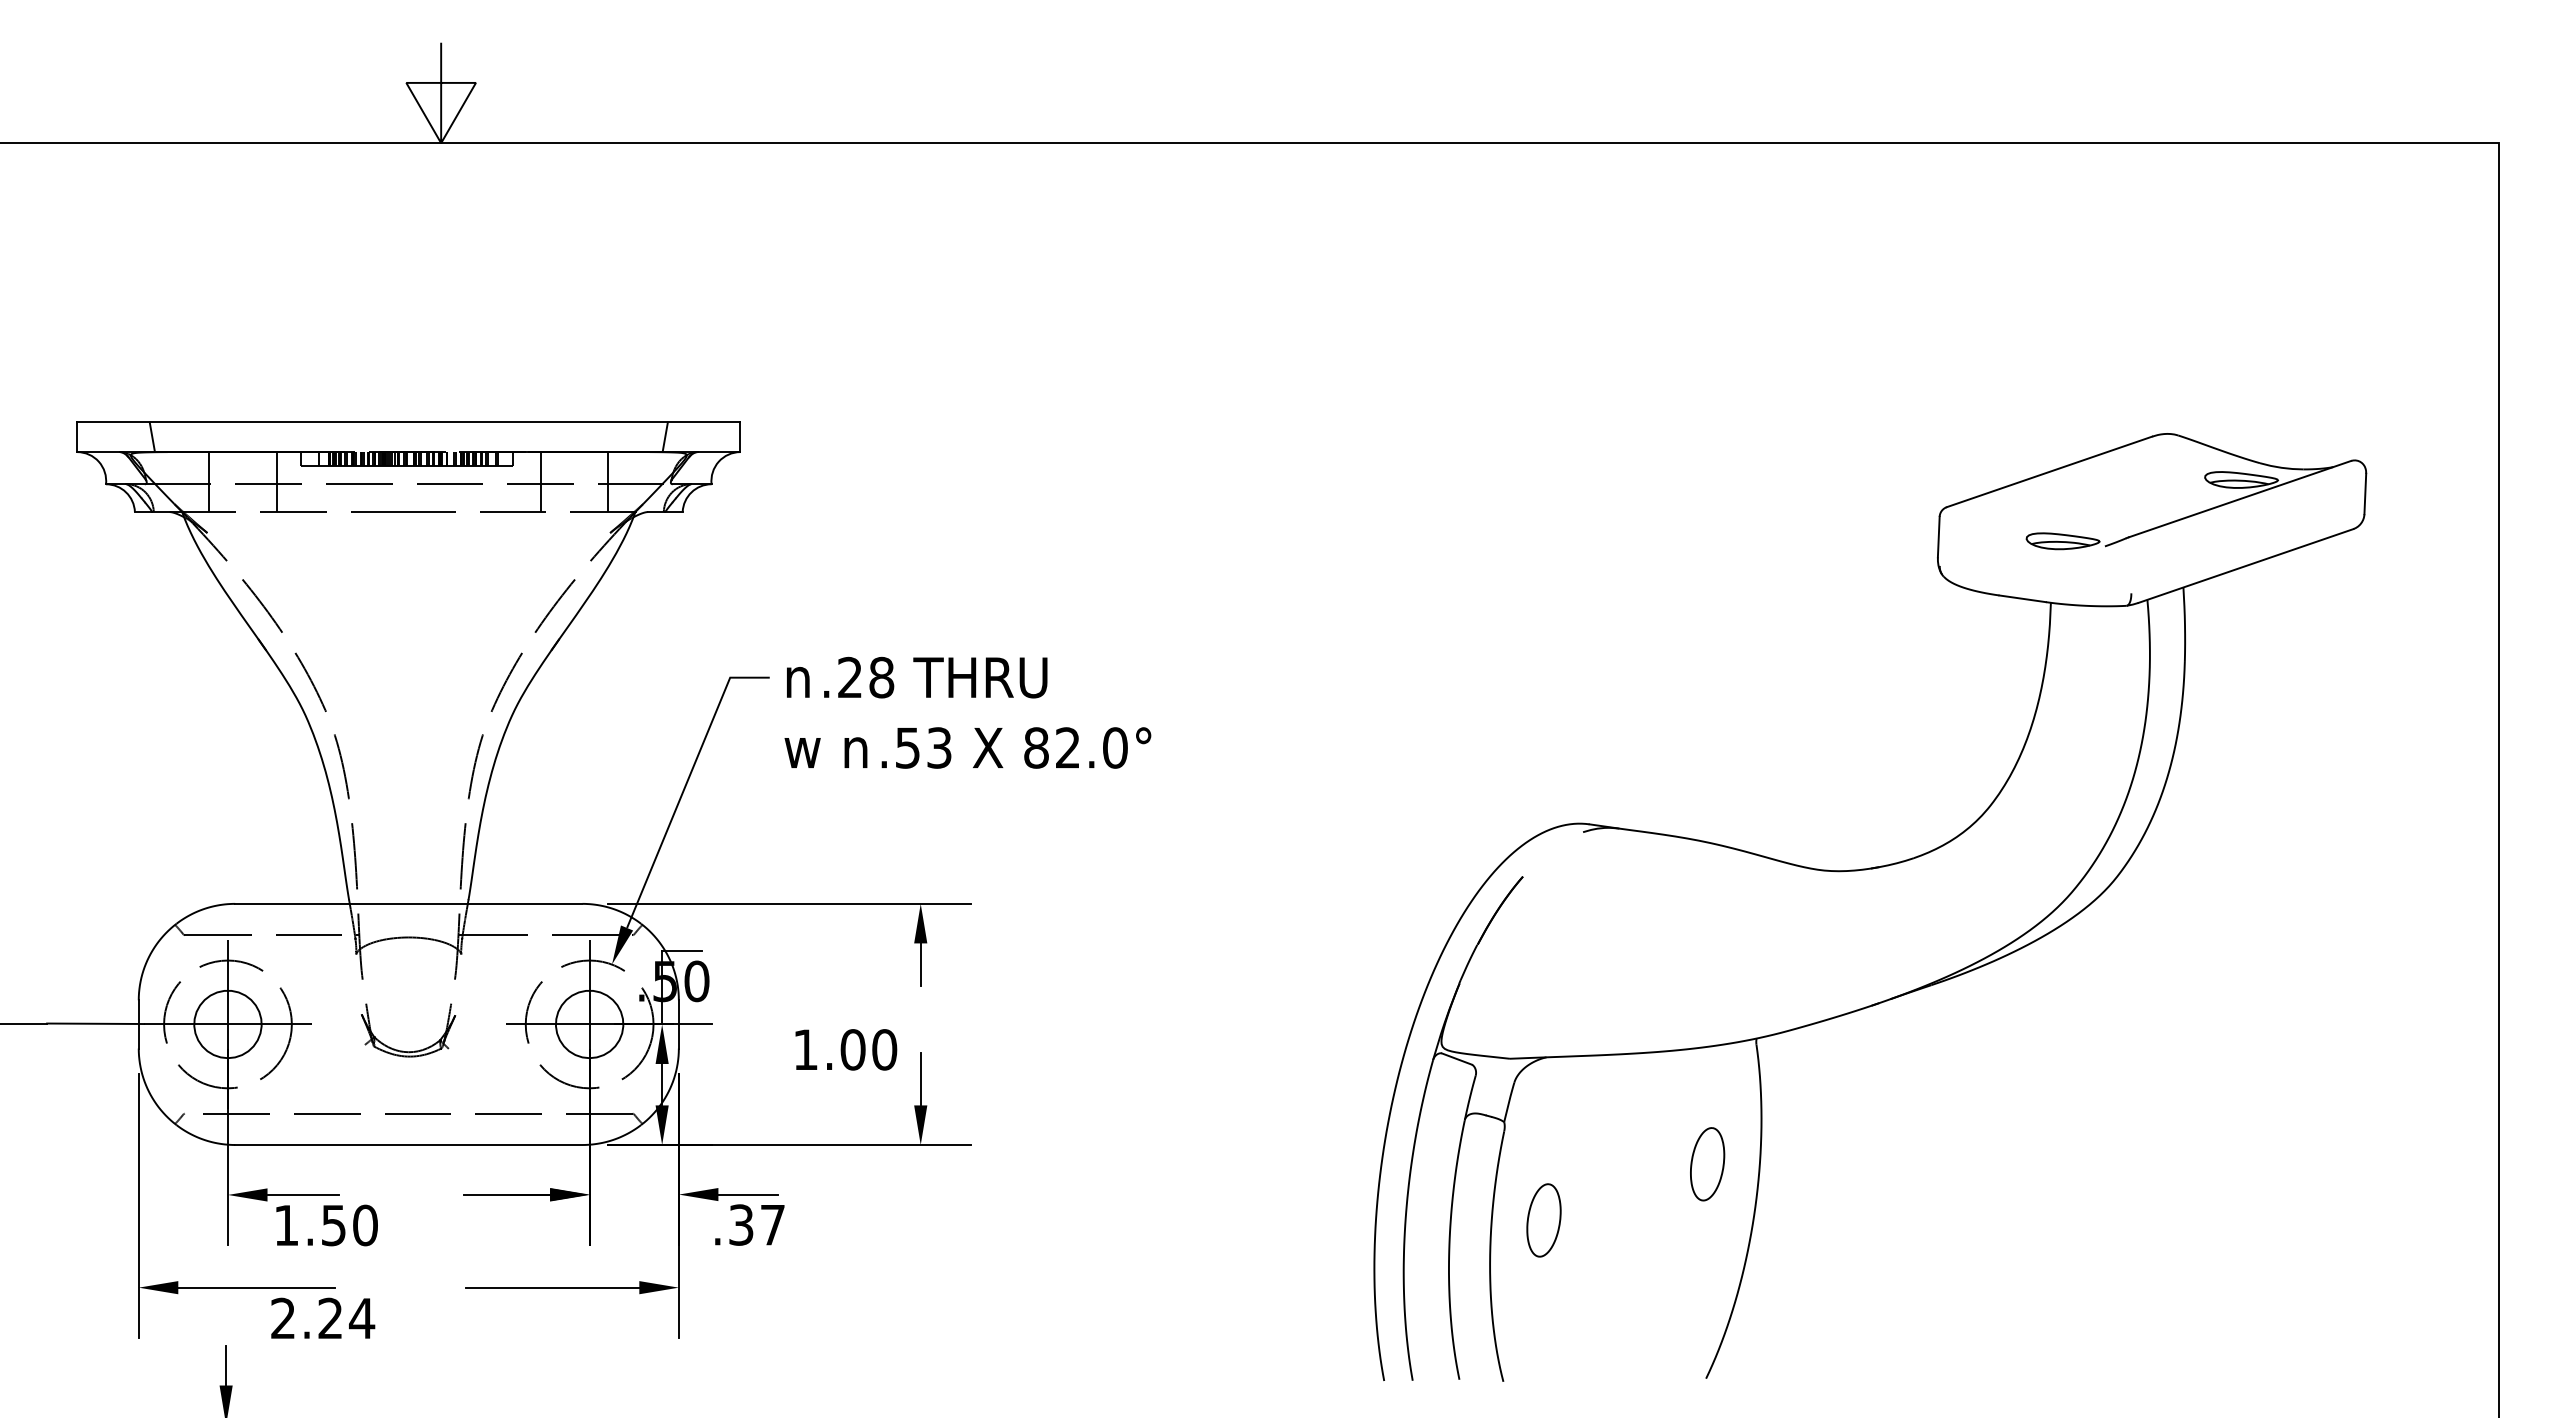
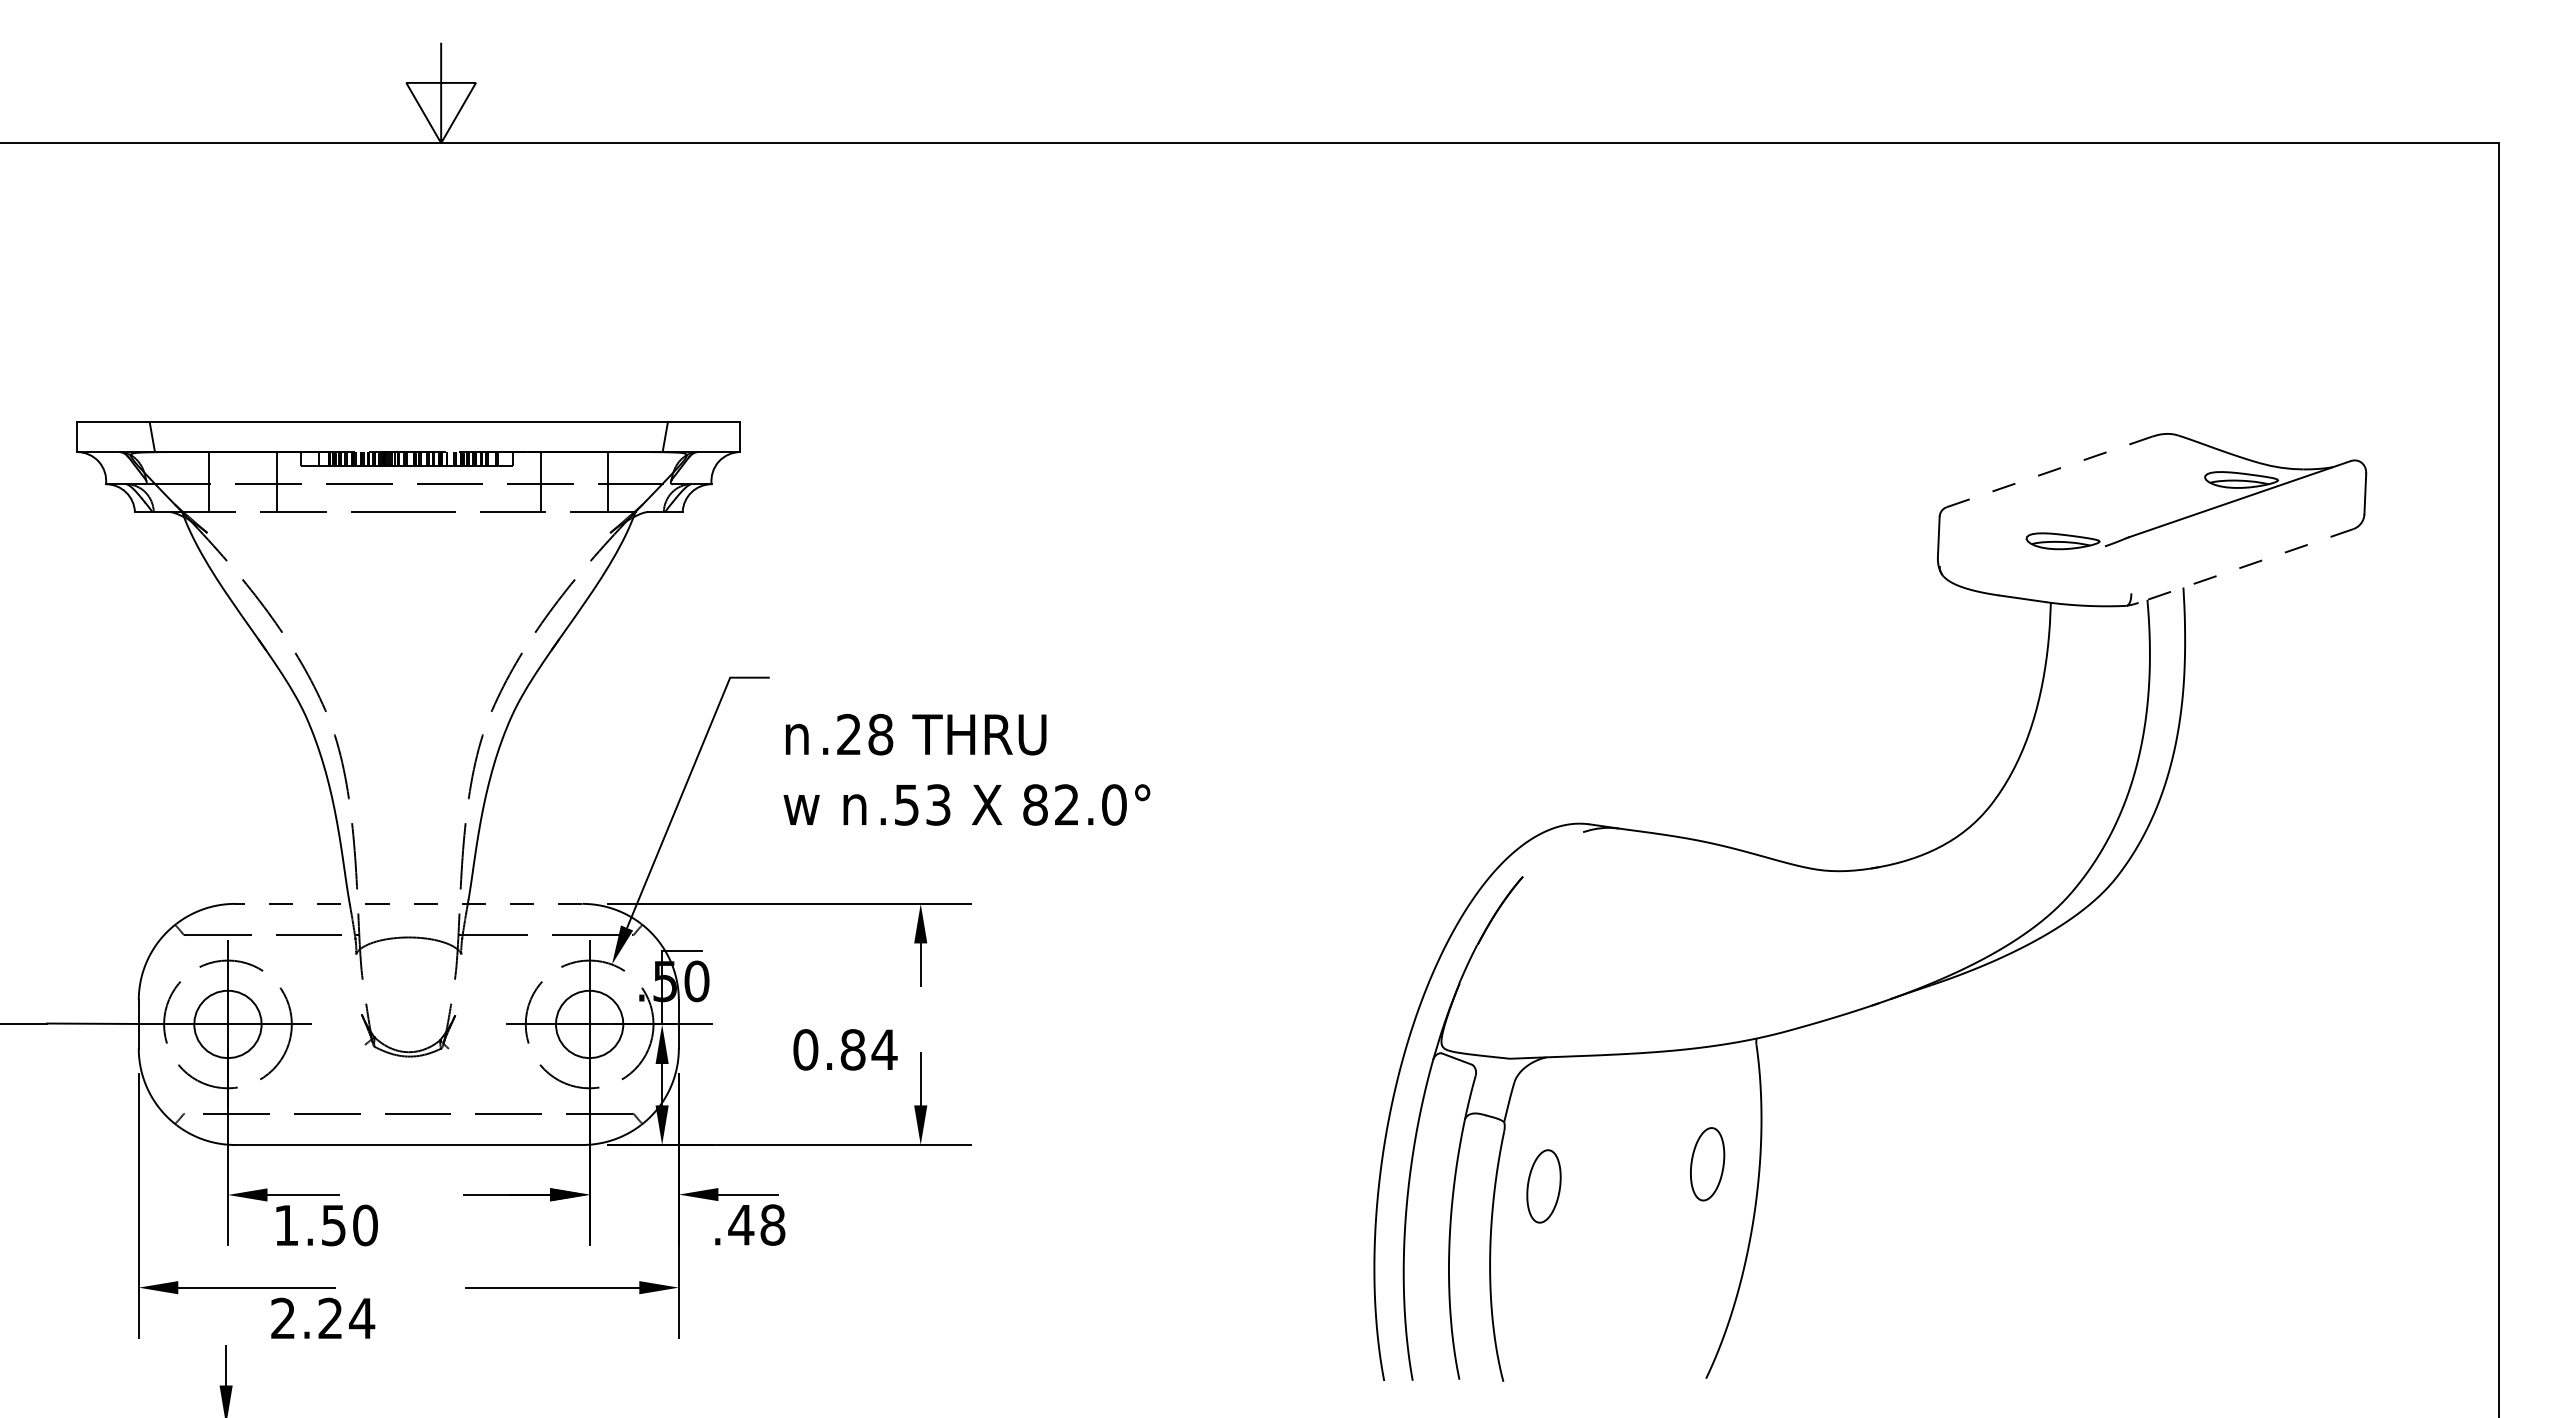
line: solid -> dashed (2049, 471)
line: solid -> dashed (2245, 566)
text position: (967, 712) -> (966, 769) (966, 769)
line: solid -> dashed (408, 903)
text: 1.00 -> 0.84 (845, 1049)
part position: (1543, 1220) -> (1543, 1186) (1543, 1186)
text: .37 -> .48 (756, 1224)
